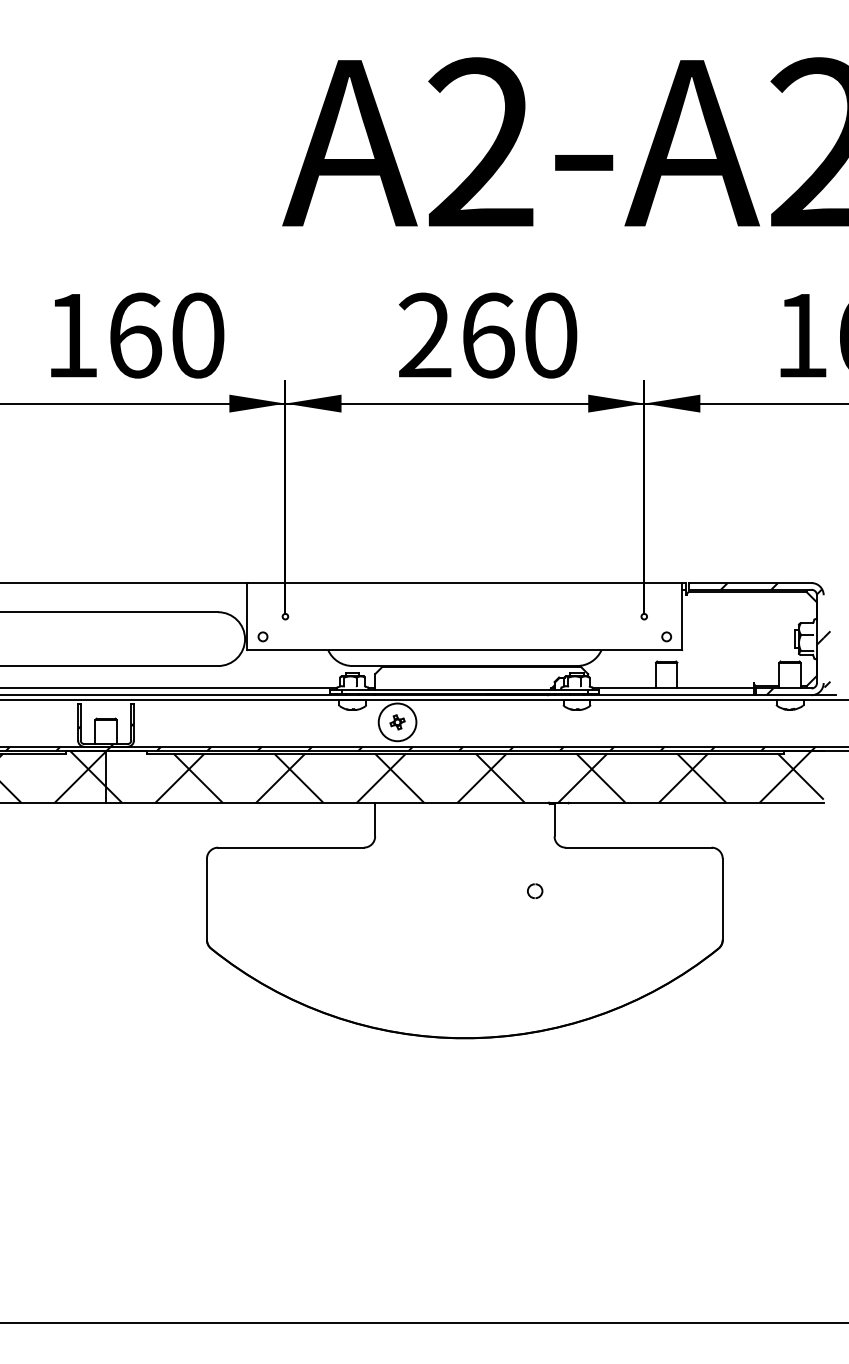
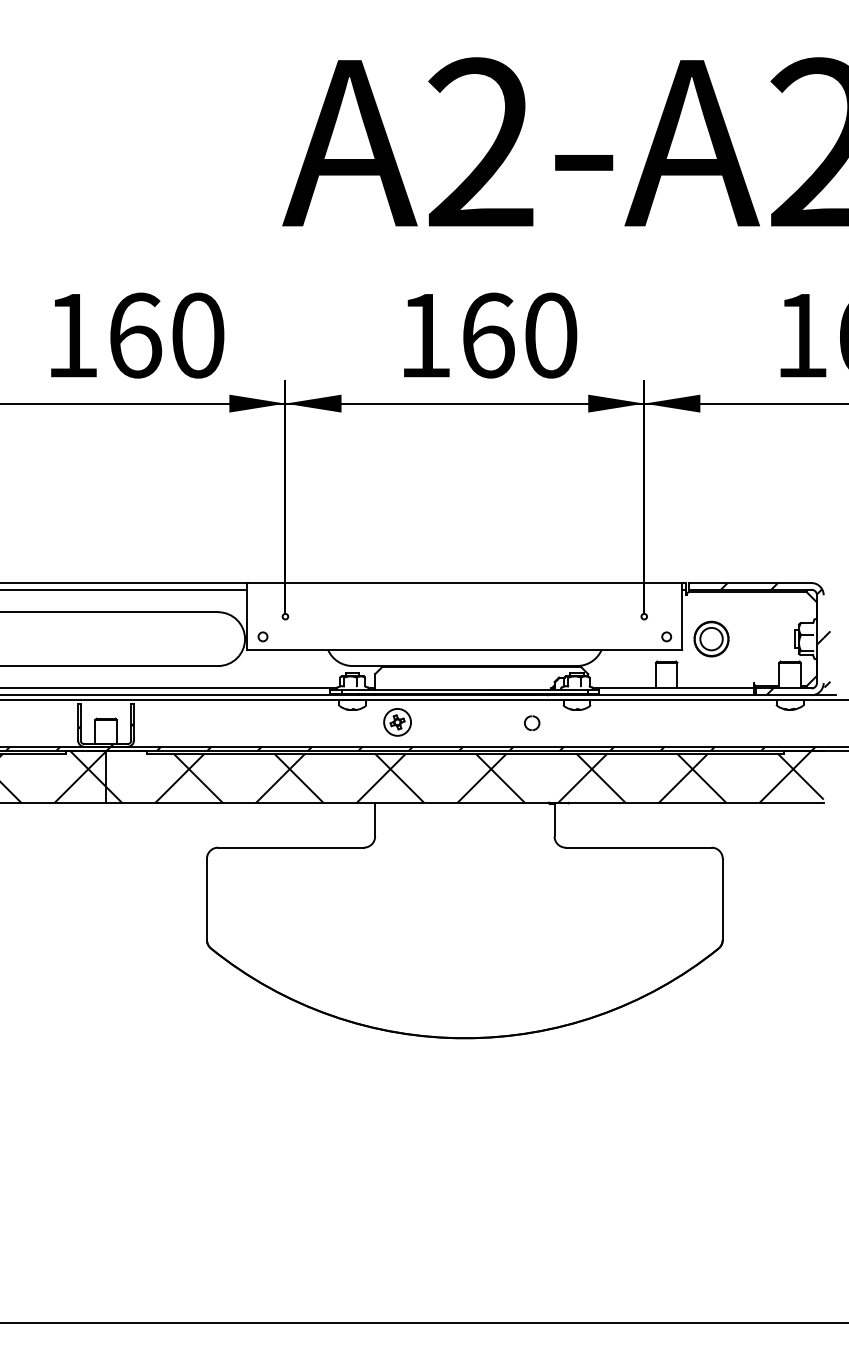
text: 260 -> 160 (424, 334)
line: none -> present (124, 589)
part: none -> present (711, 638)
circle diameter: 38 px -> 27 px (397, 721)
part position: (535, 890) -> (532, 722) (532, 722)
